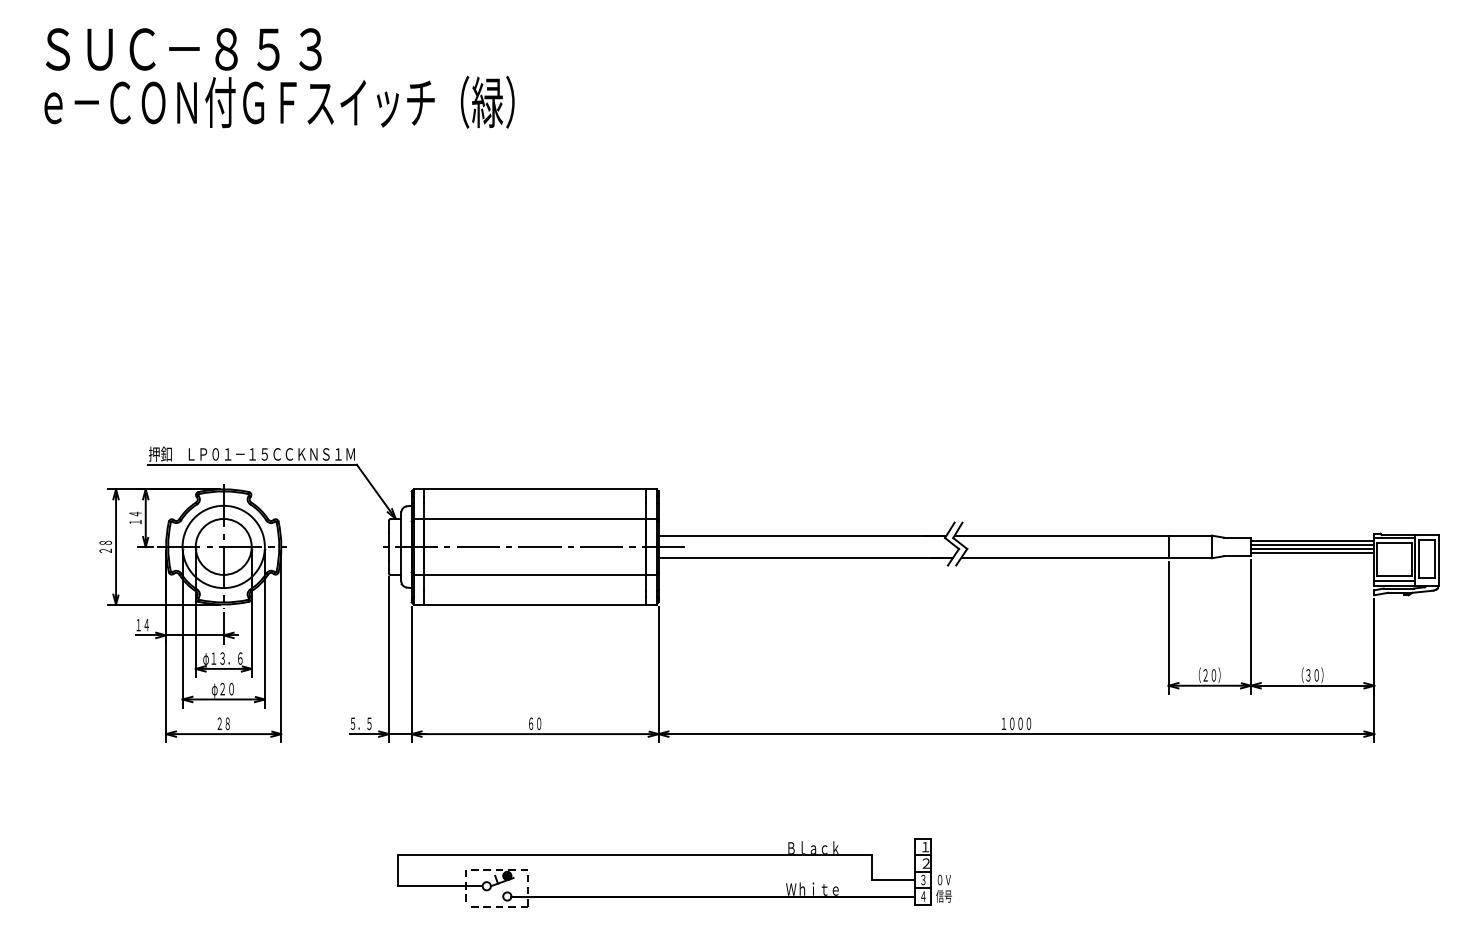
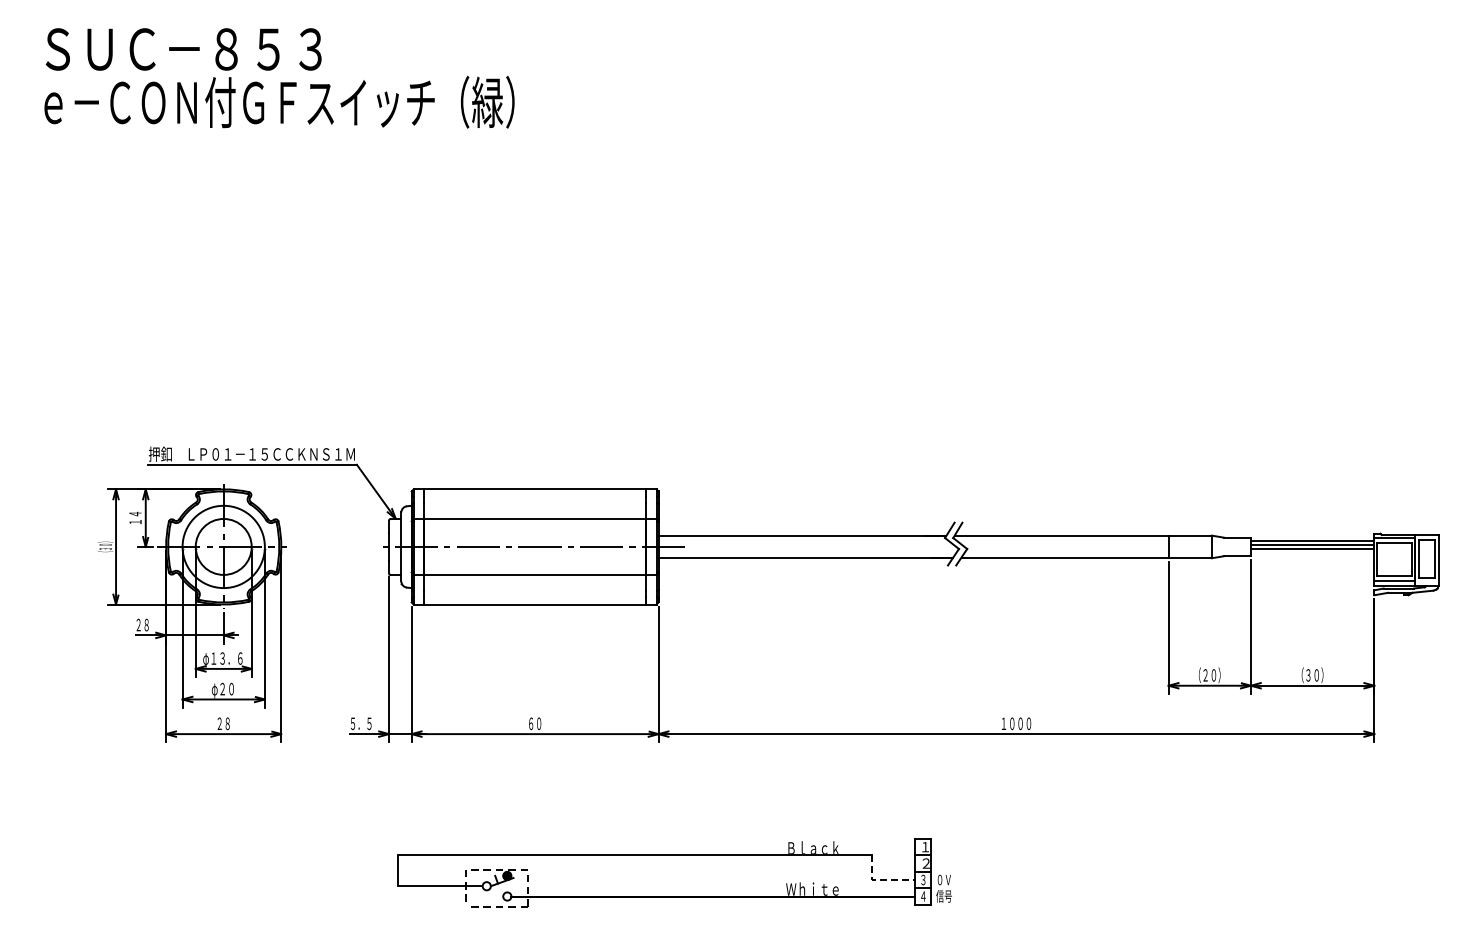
text: ２８ -> （３０） (105, 546)
line: present -> none (1311, 552)
text: １４ -> ２８ (142, 624)
line: solid -> dashed (880, 880)
